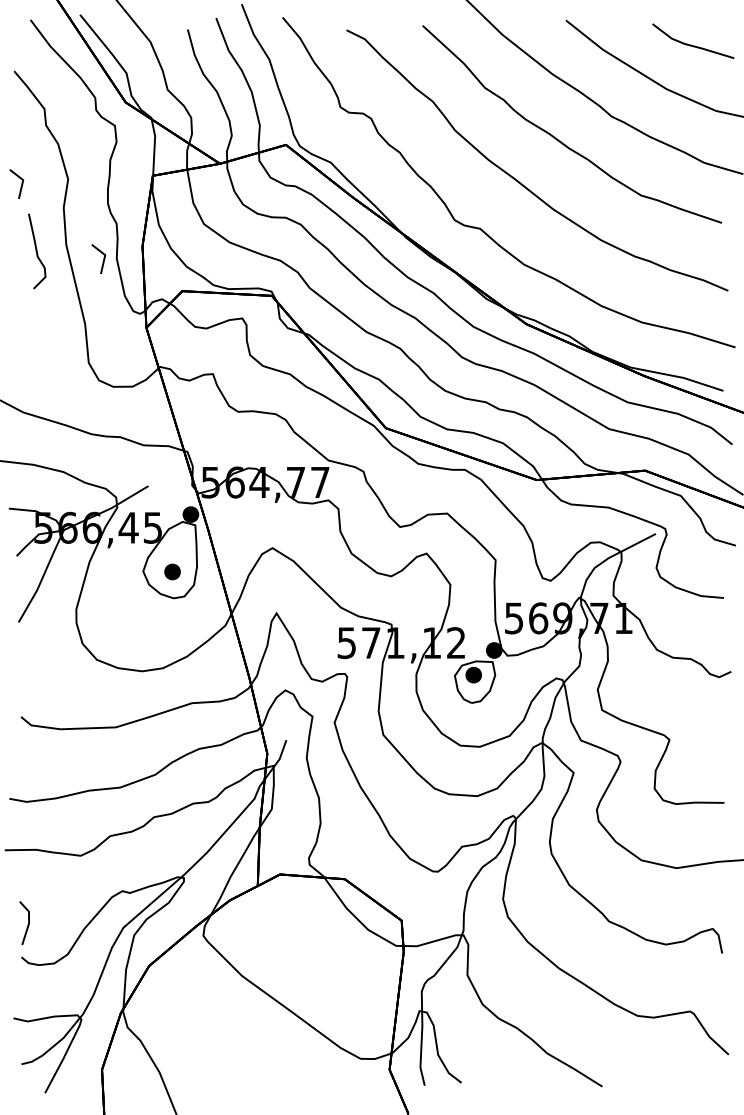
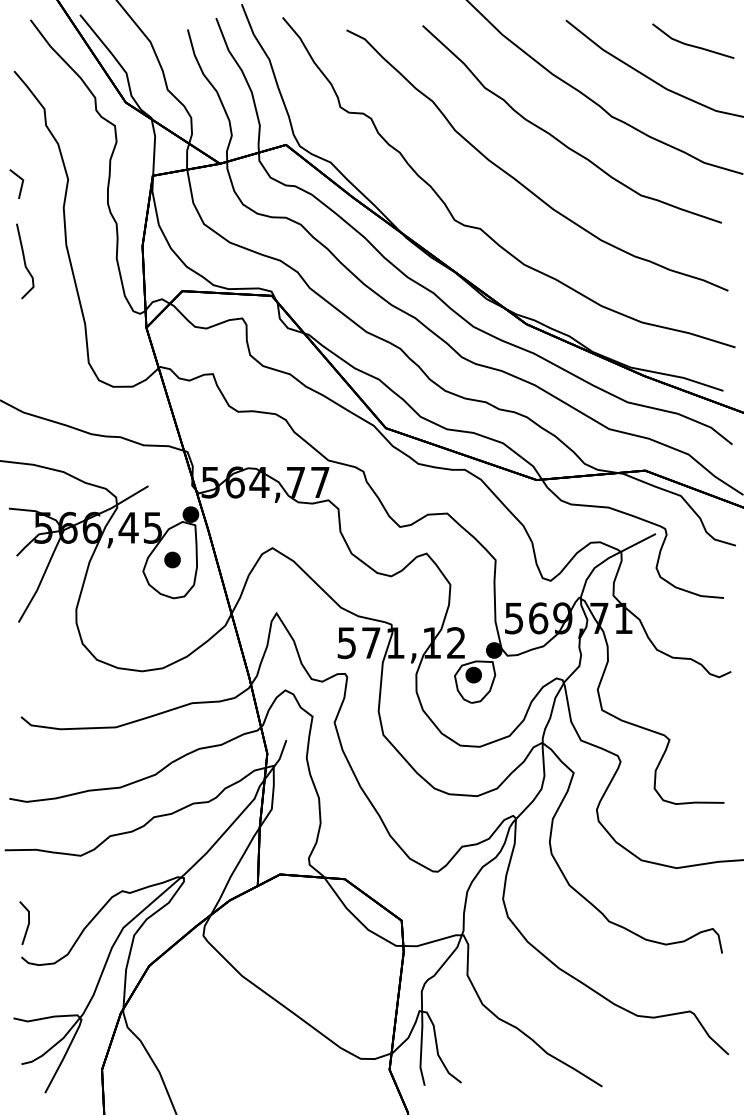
curve position: (37, 251) -> (25, 261) (25, 261)
line: present -> none (103, 258)
part position: (172, 571) -> (172, 559) (172, 559)
